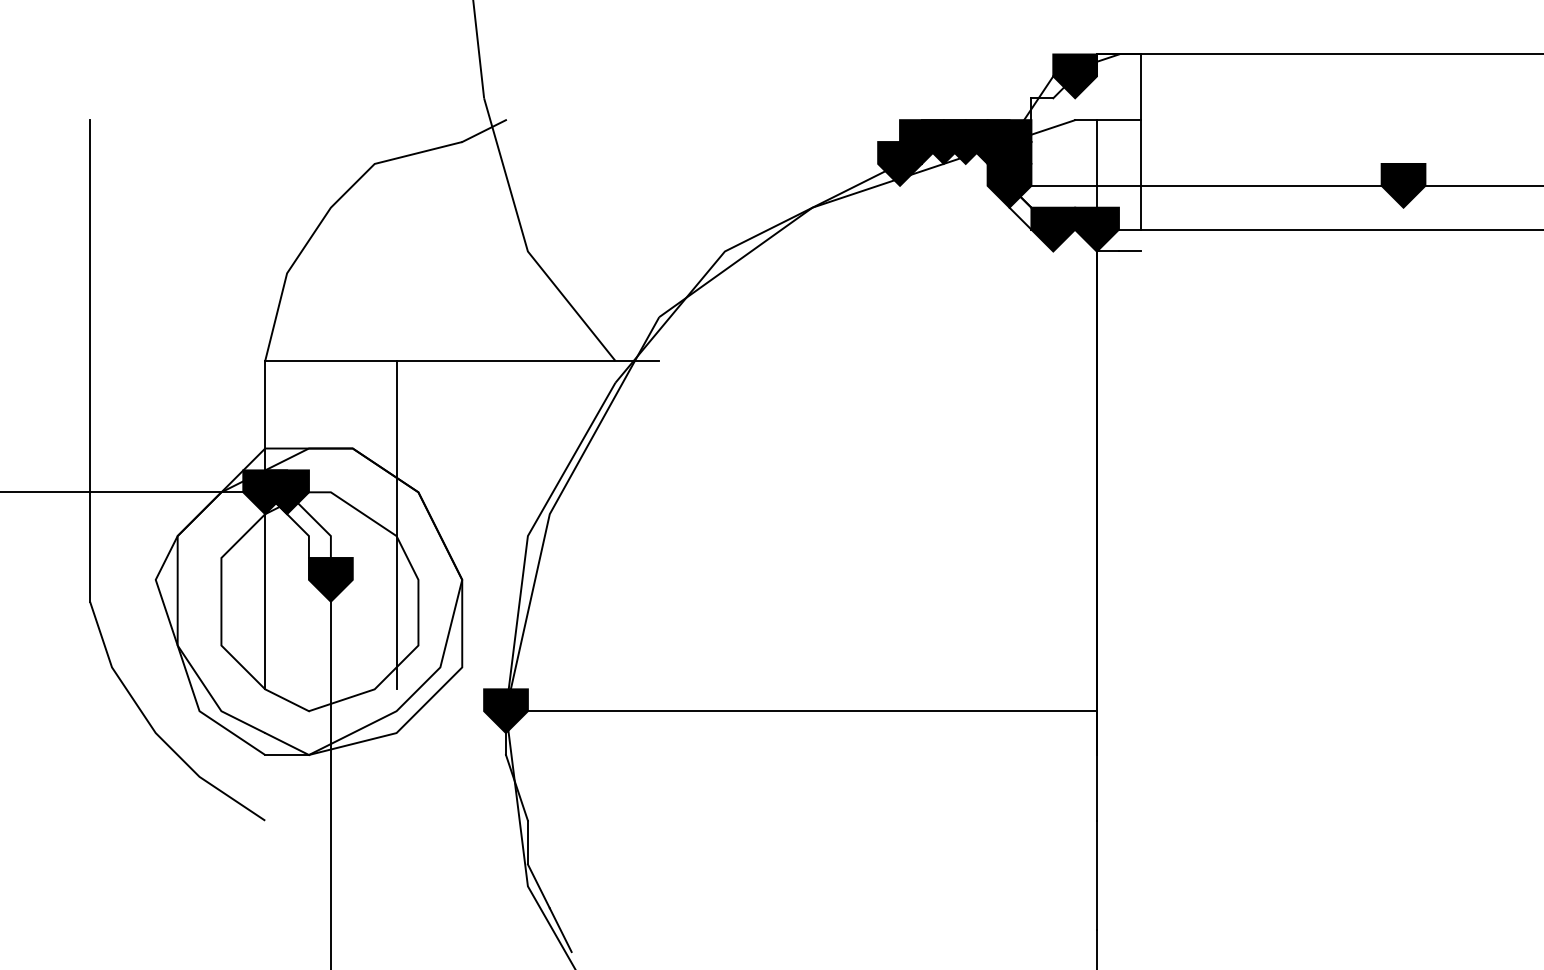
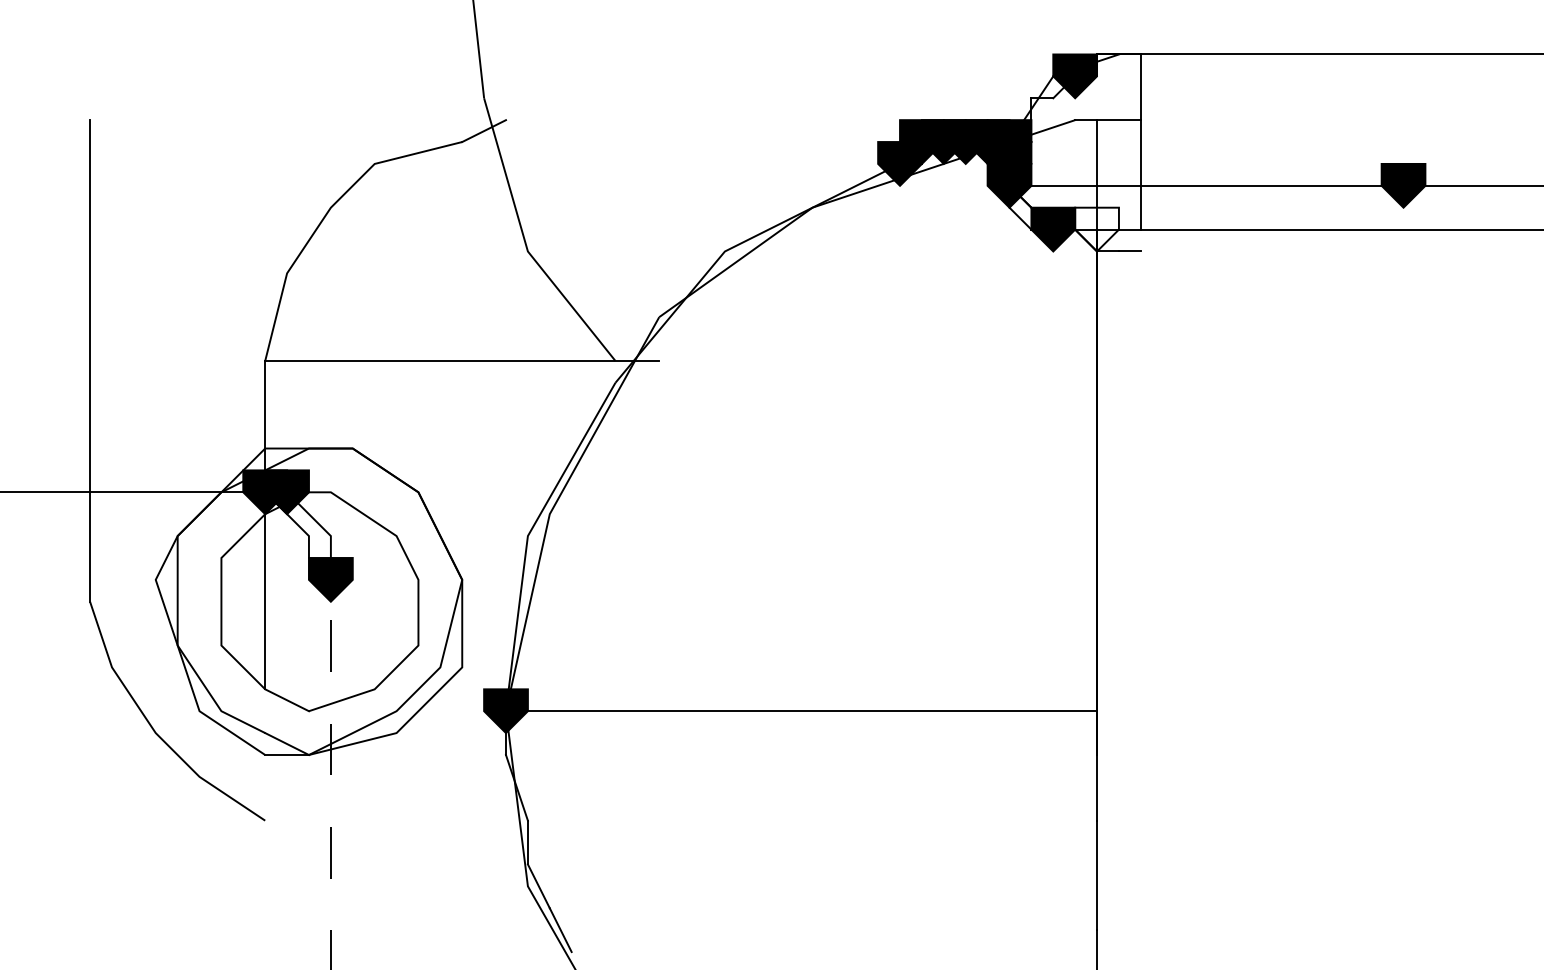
fill: present -> none (1096, 229)
line: present -> none (396, 524)
line: solid -> dashed (330, 774)
